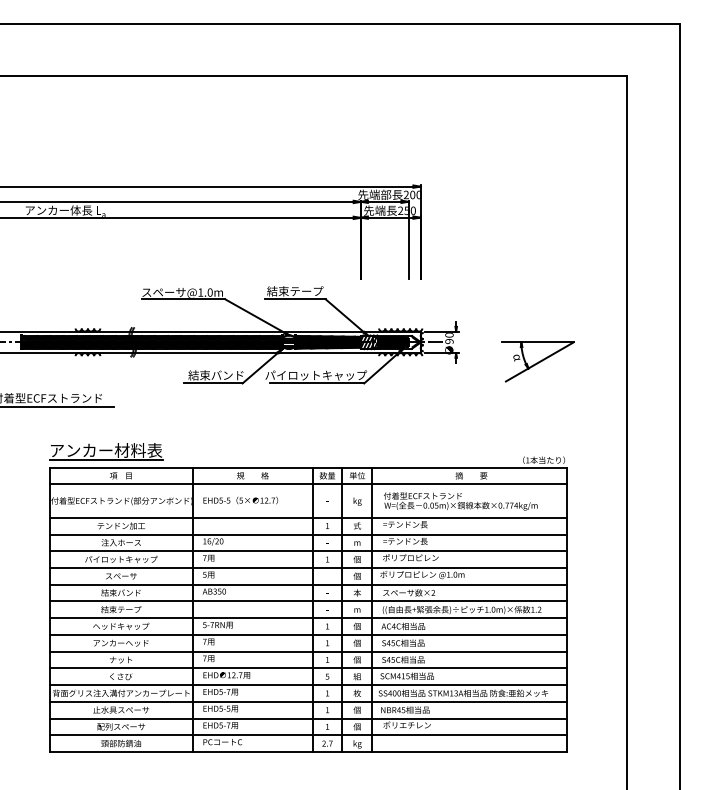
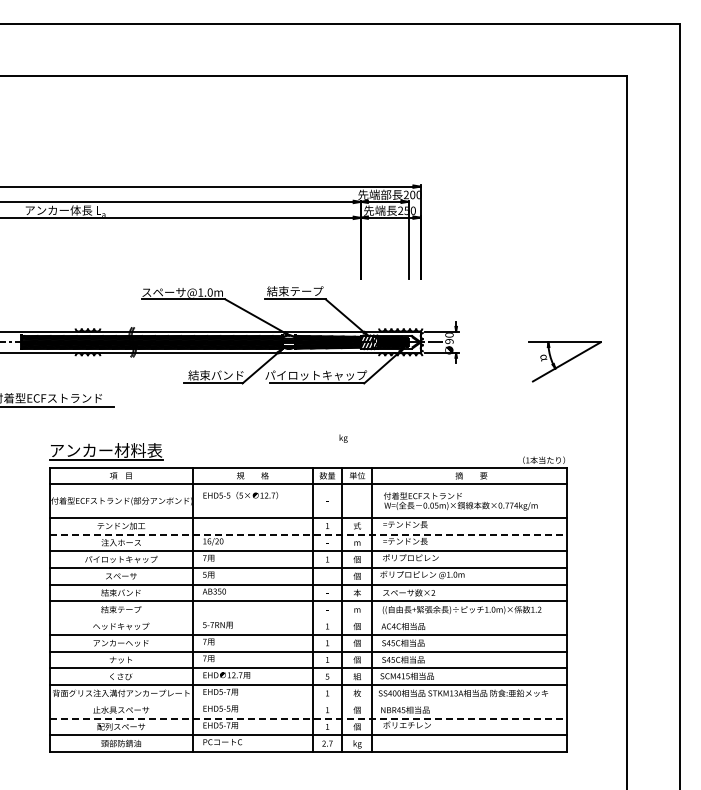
part position: (537, 361) -> (564, 361) (564, 361)
text position: (240, 500) -> (240, 495) (240, 495)
text position: (357, 501) -> (343, 438) (343, 438)
line: solid -> dashed (308, 534)
line: present -> none (308, 618)
line: present -> none (308, 701)
line: solid -> dashed (308, 718)
